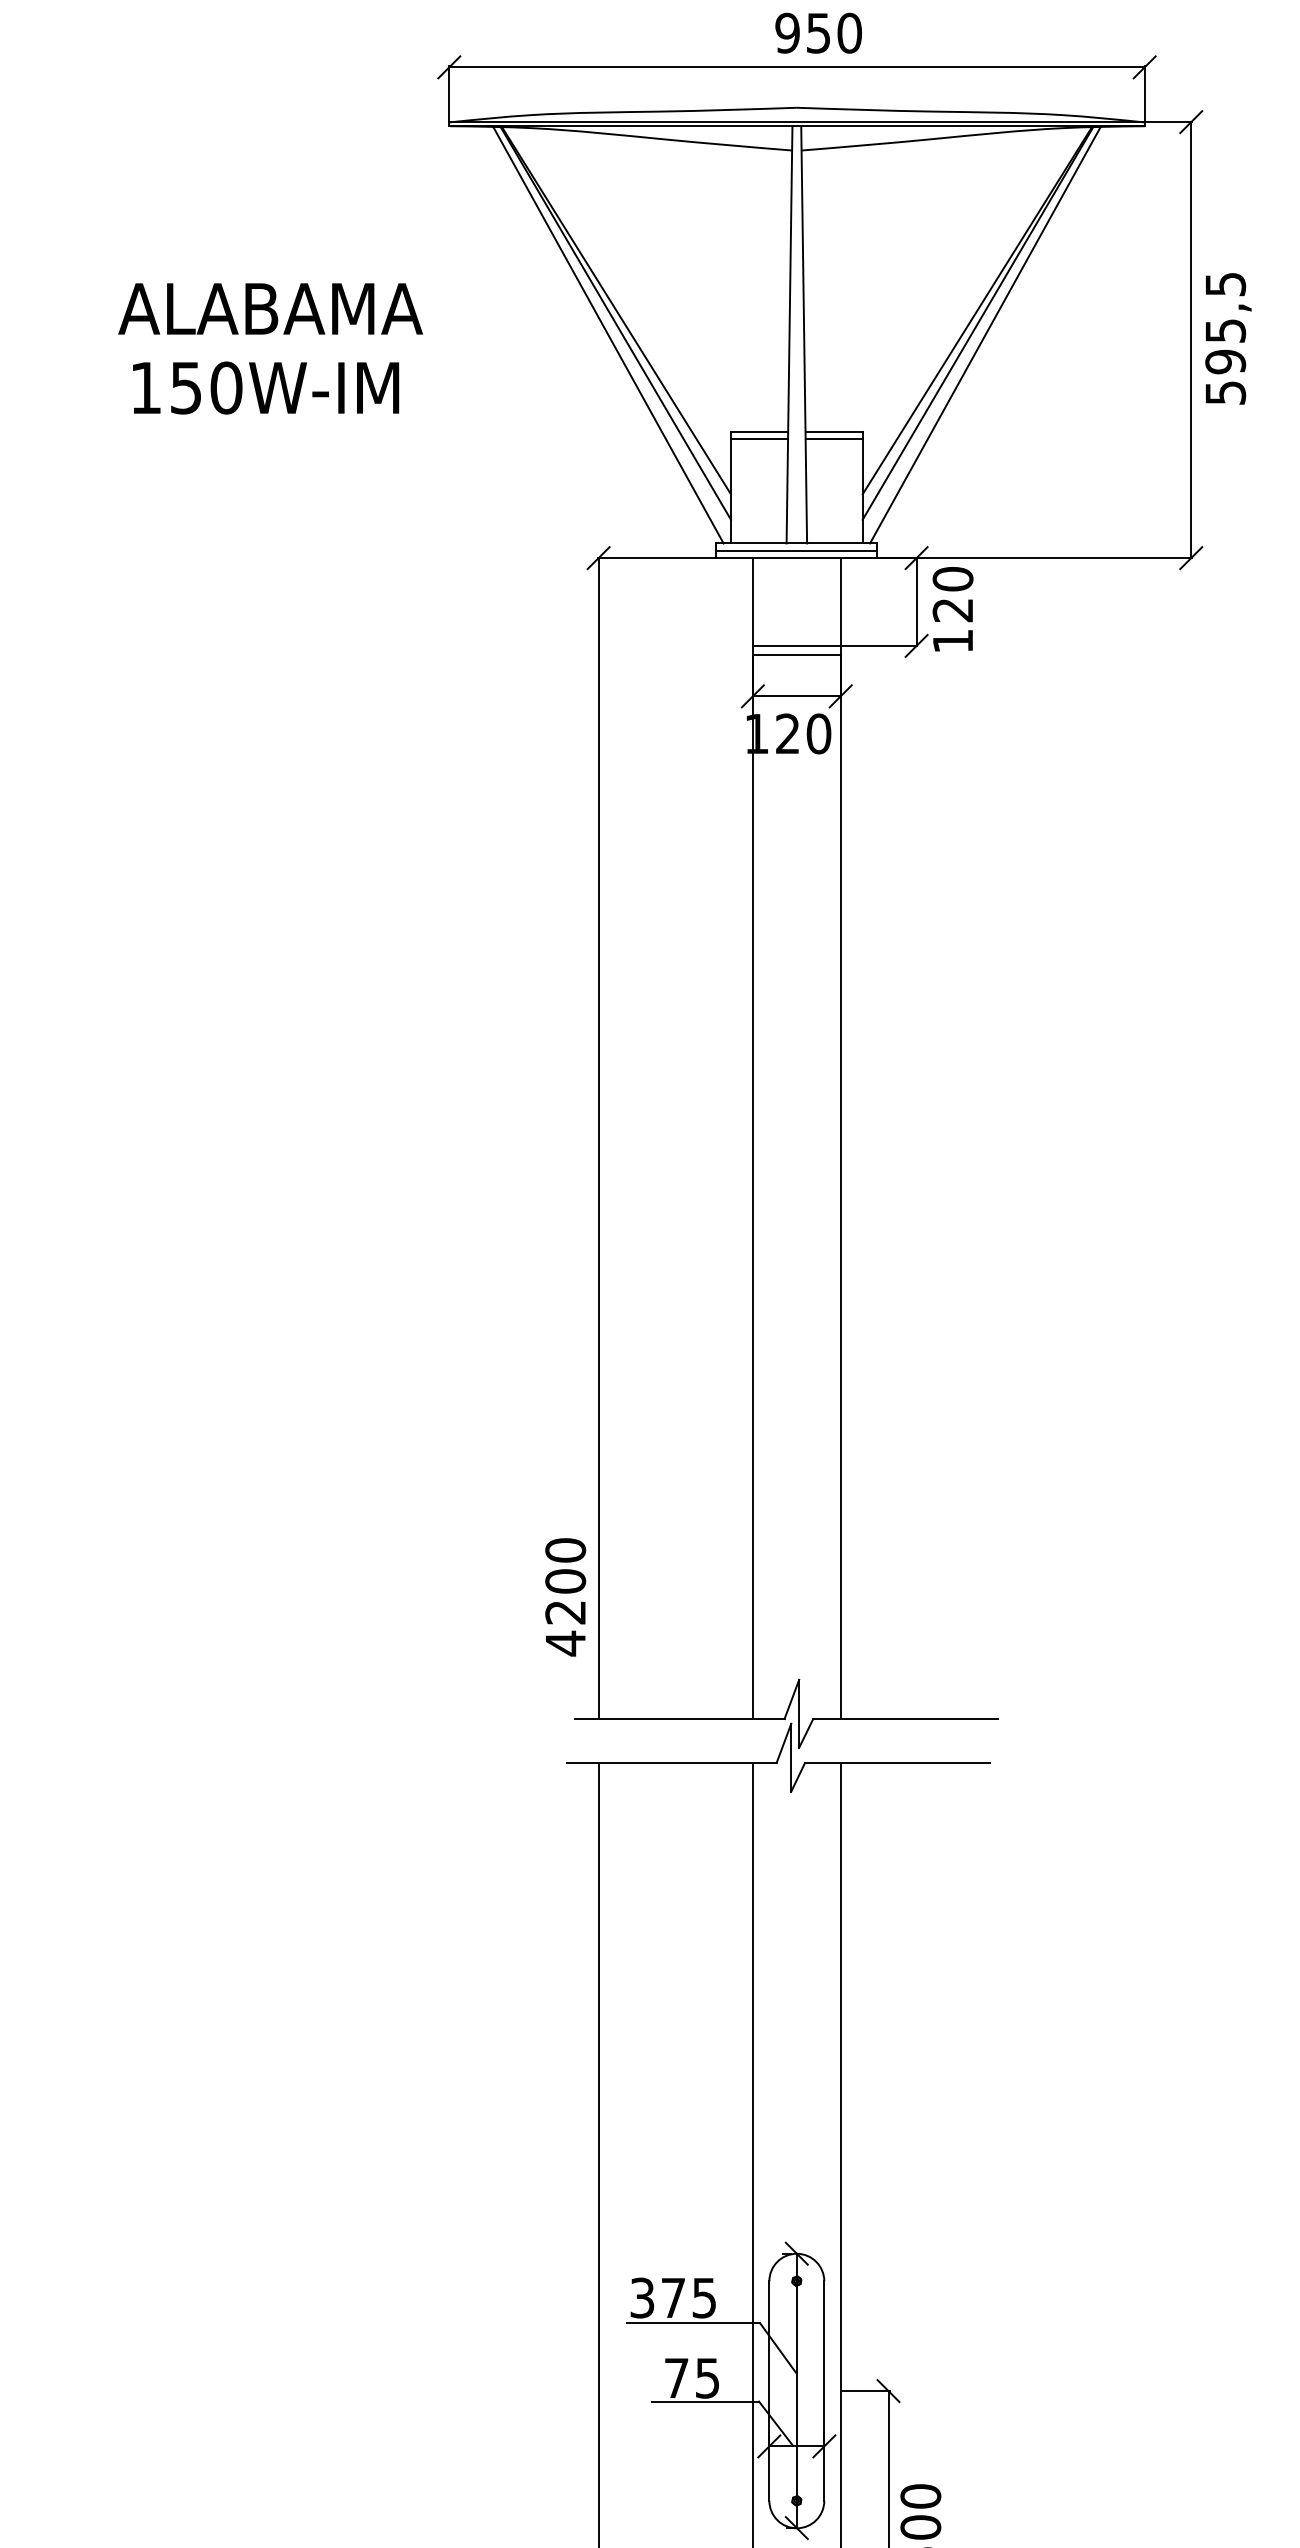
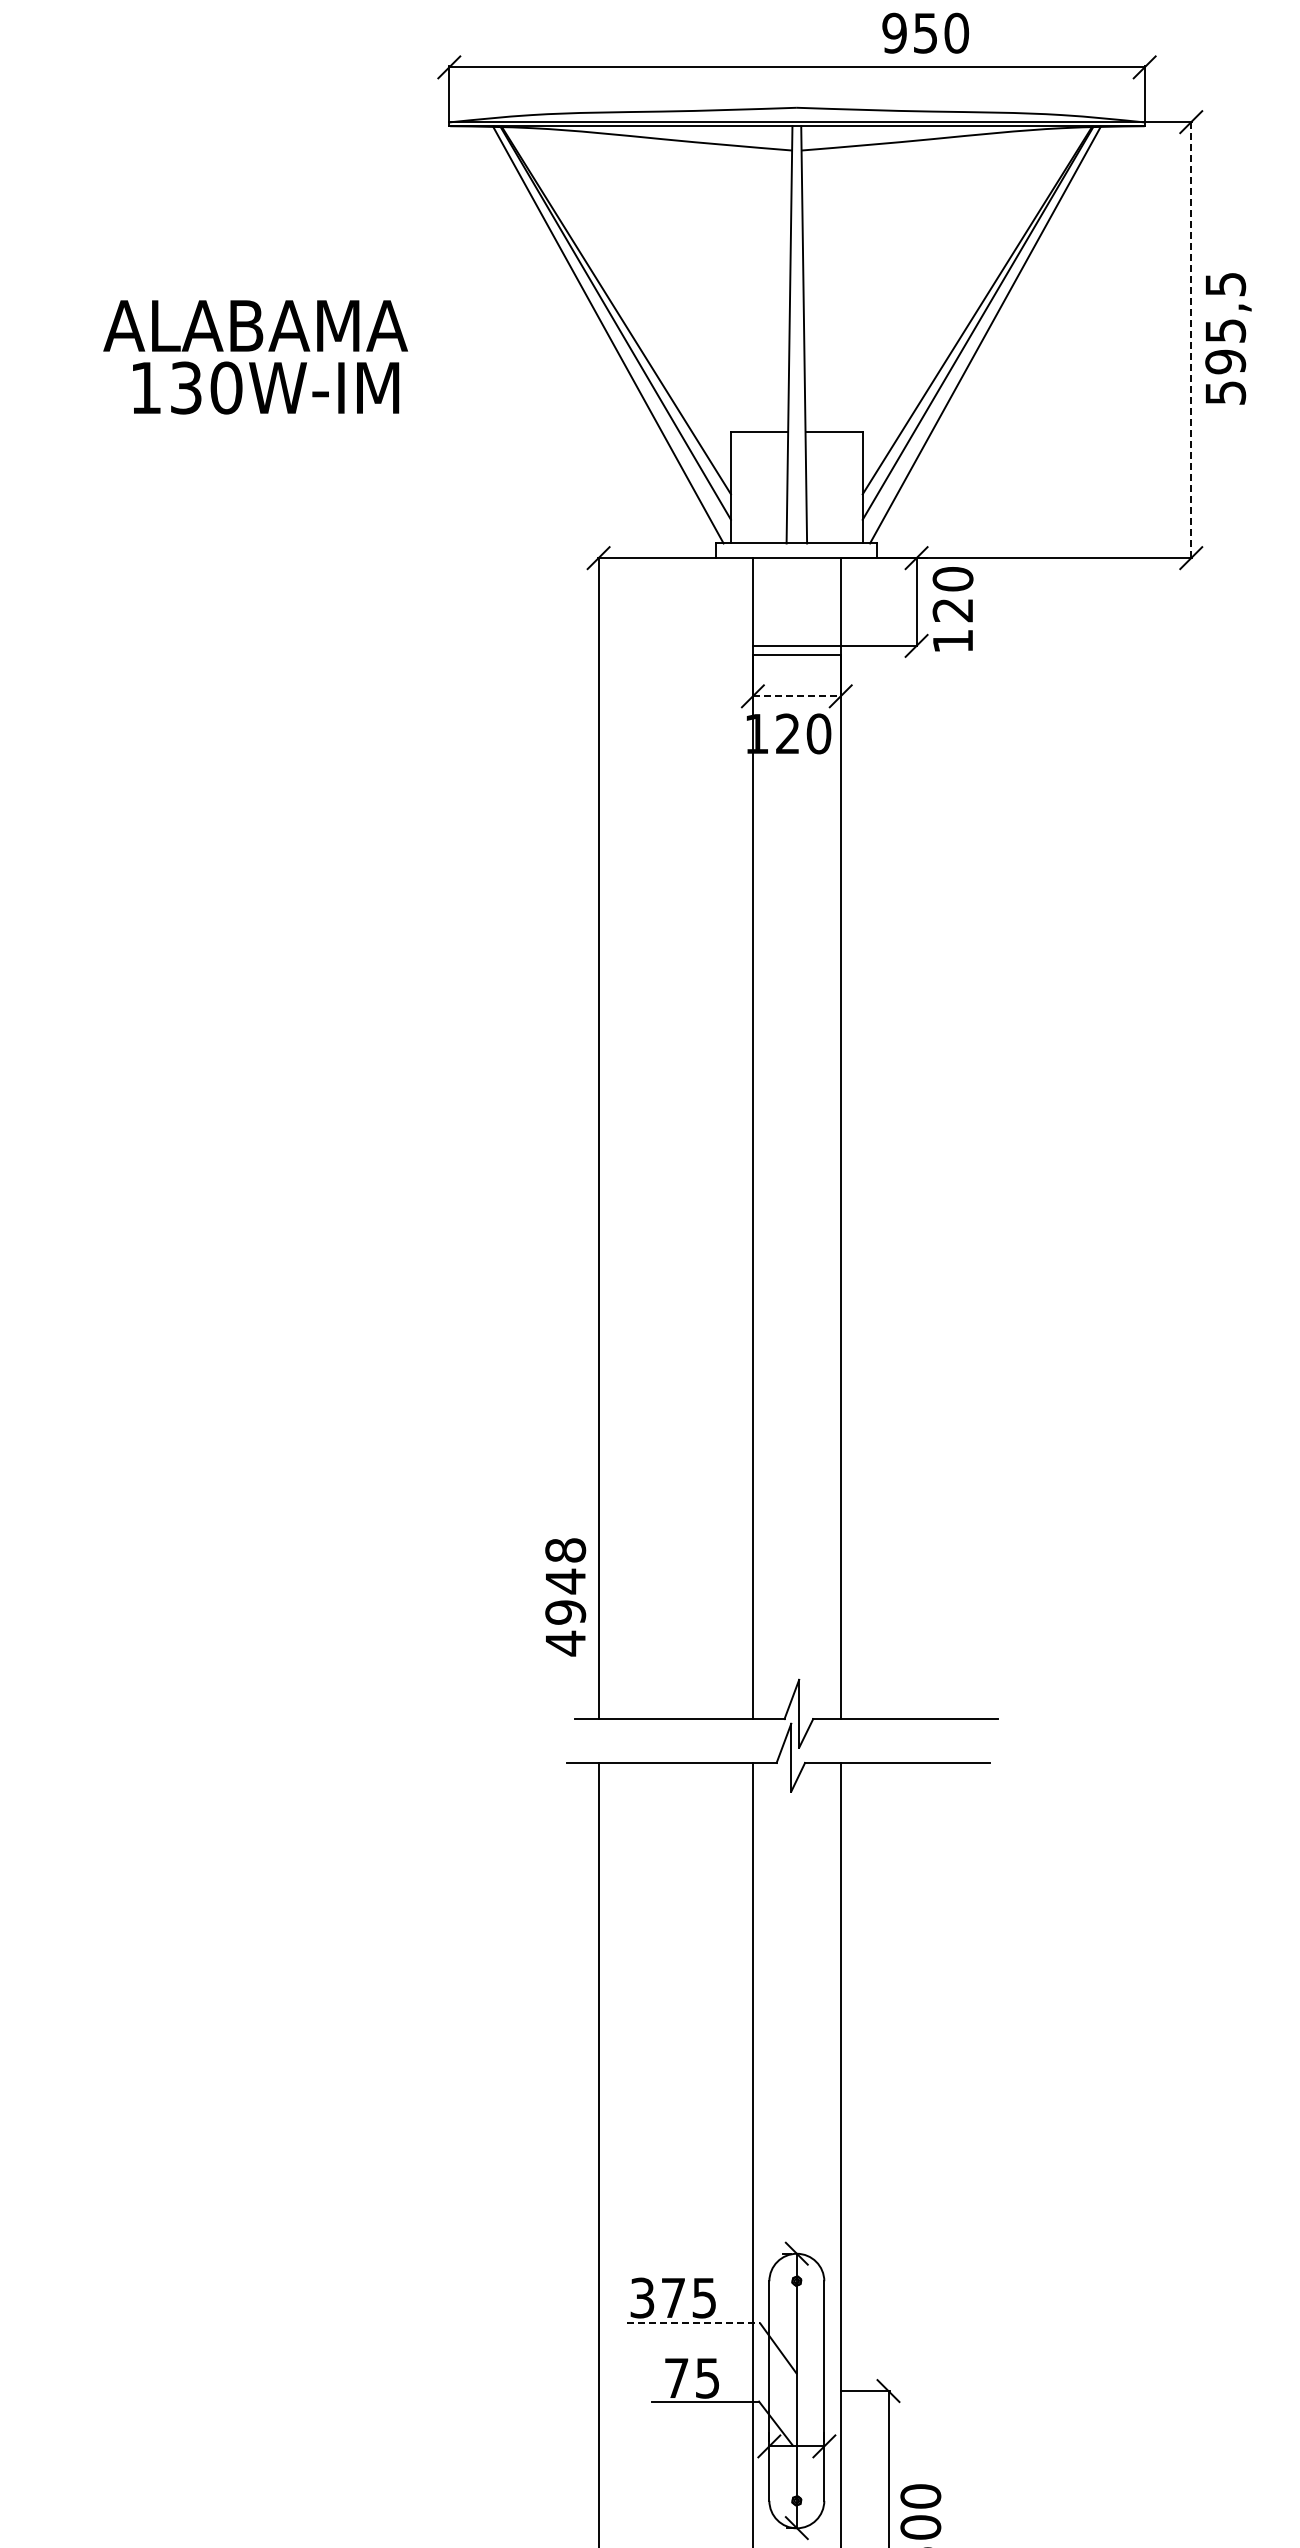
text position: (818, 32) -> (925, 32) (925, 32)
text position: (270, 308) -> (255, 325) (255, 325)
line: solid -> dashed (1191, 340)
text: 150W-IM -> 130W-IM (186, 387)
line: present -> none (759, 438)
line: present -> none (833, 438)
line: present -> none (796, 550)
line: solid -> dashed (796, 696)
text: 4200 -> 4948 (565, 1581)
line: solid -> dashed (694, 2323)
